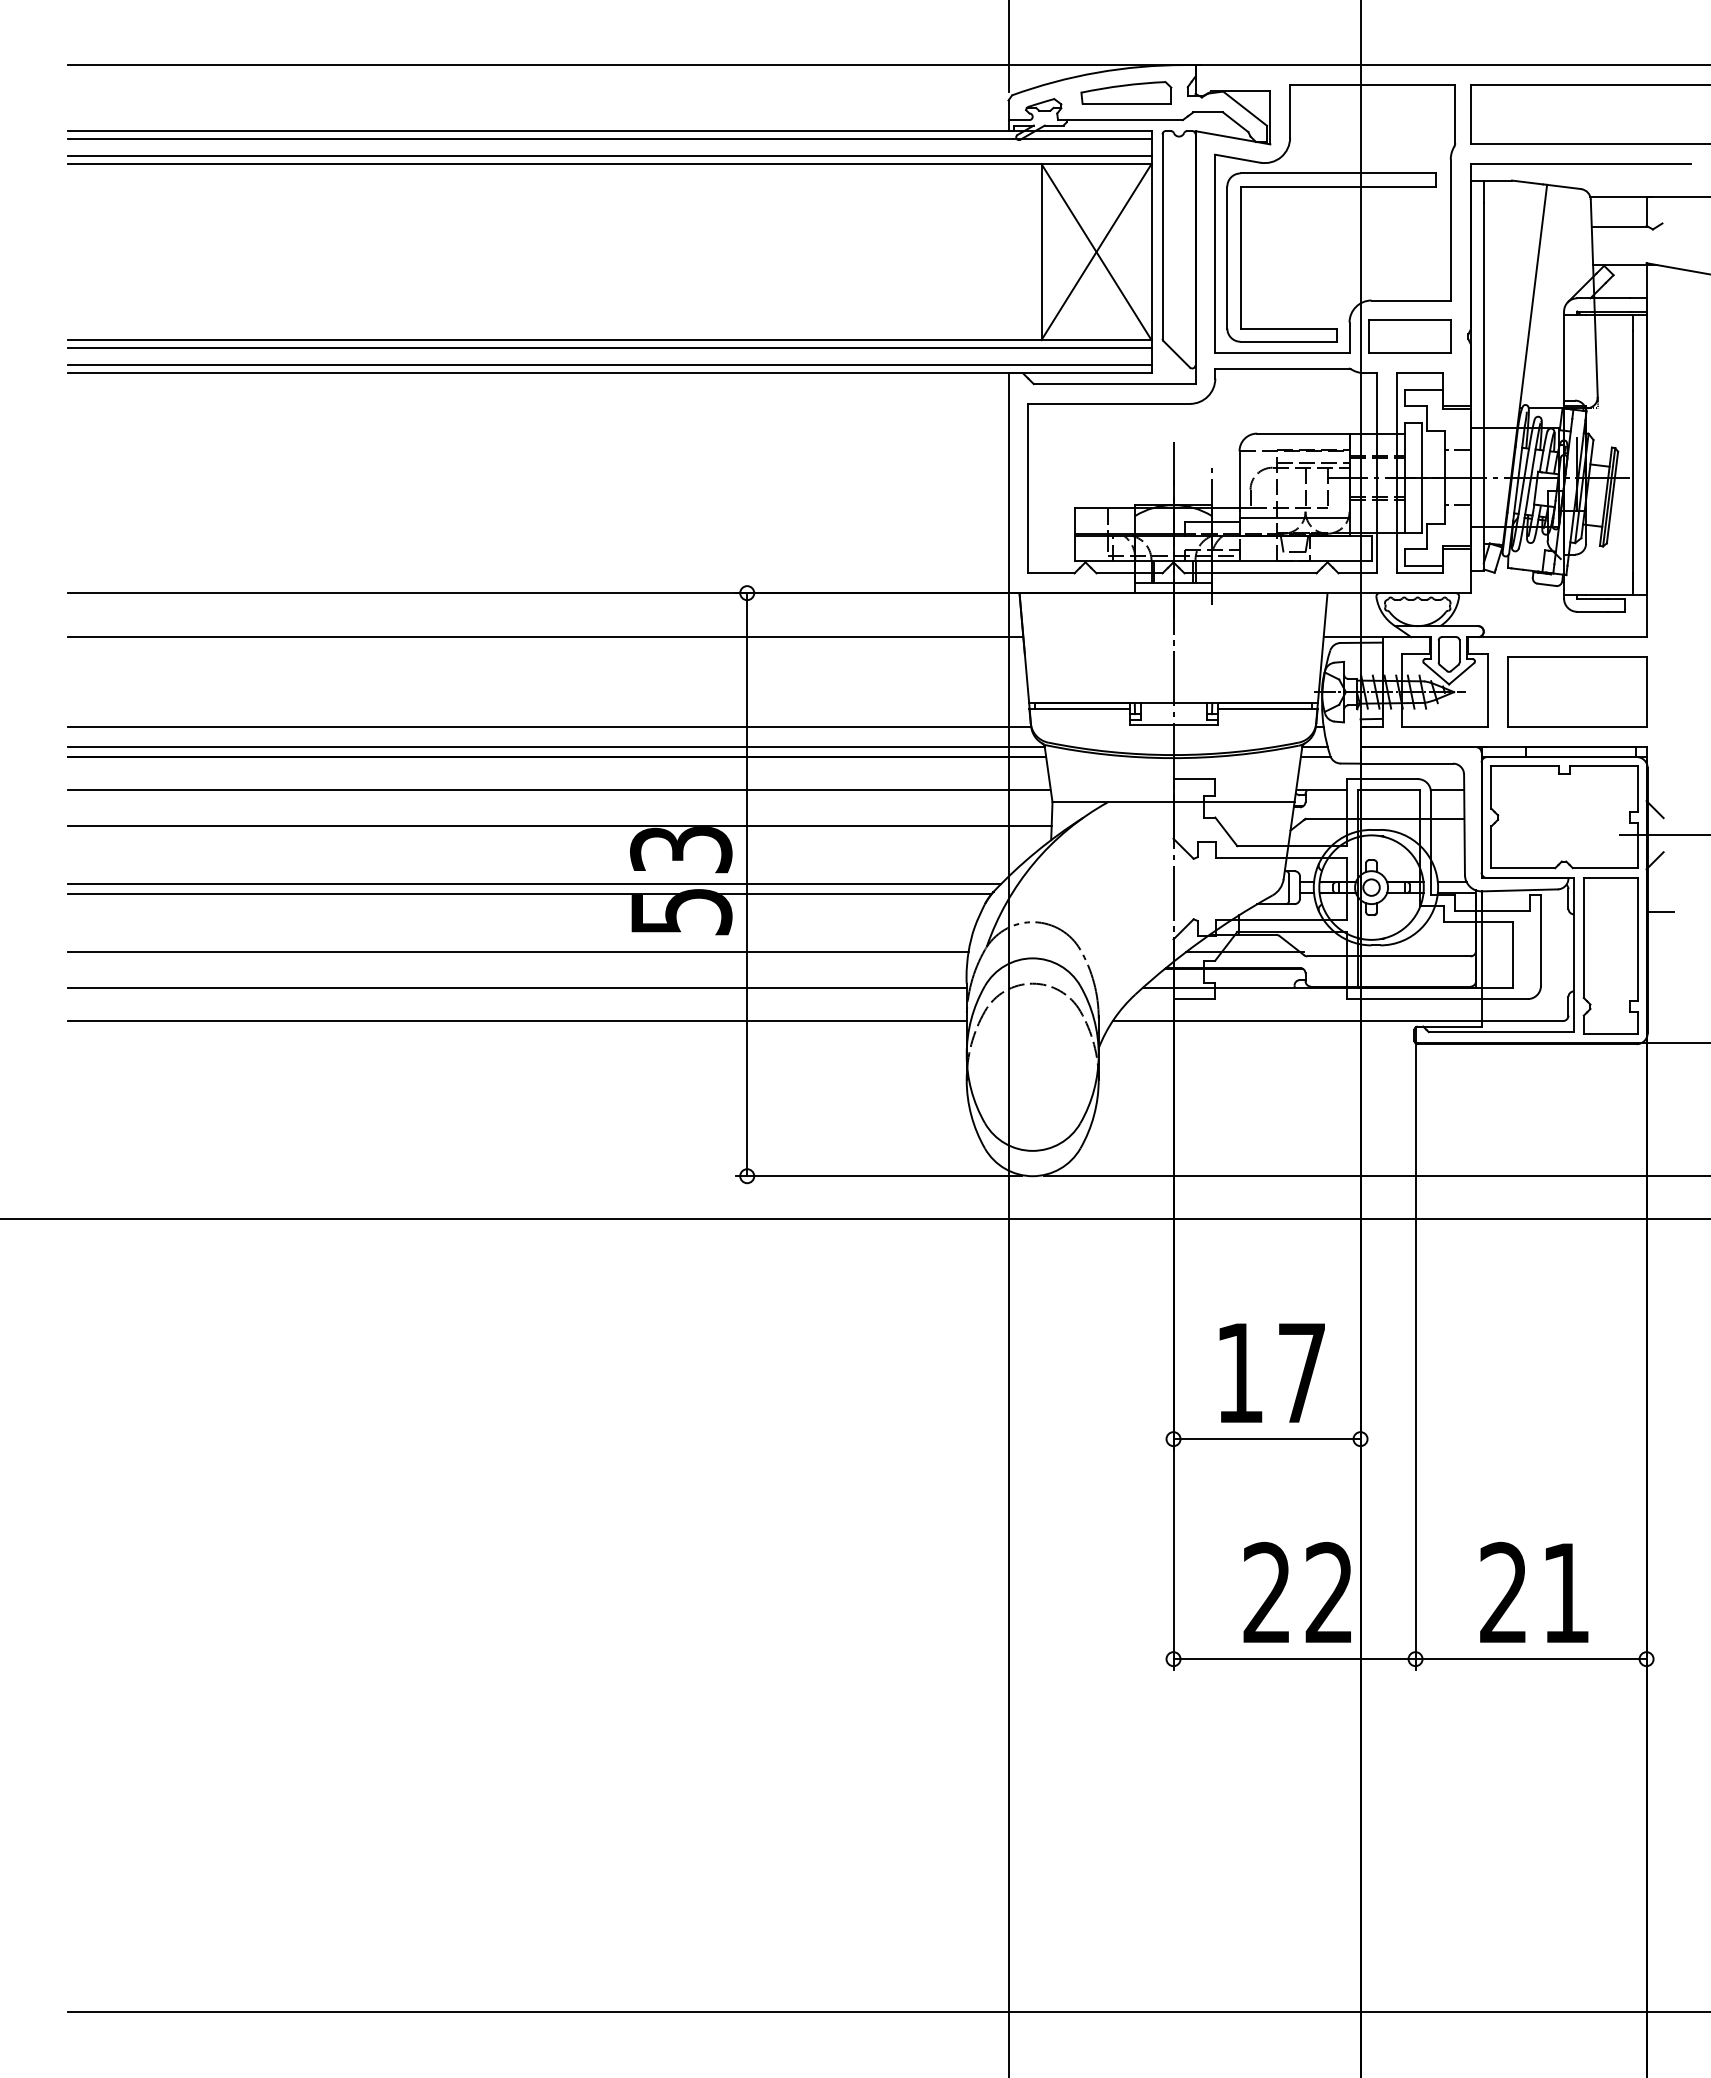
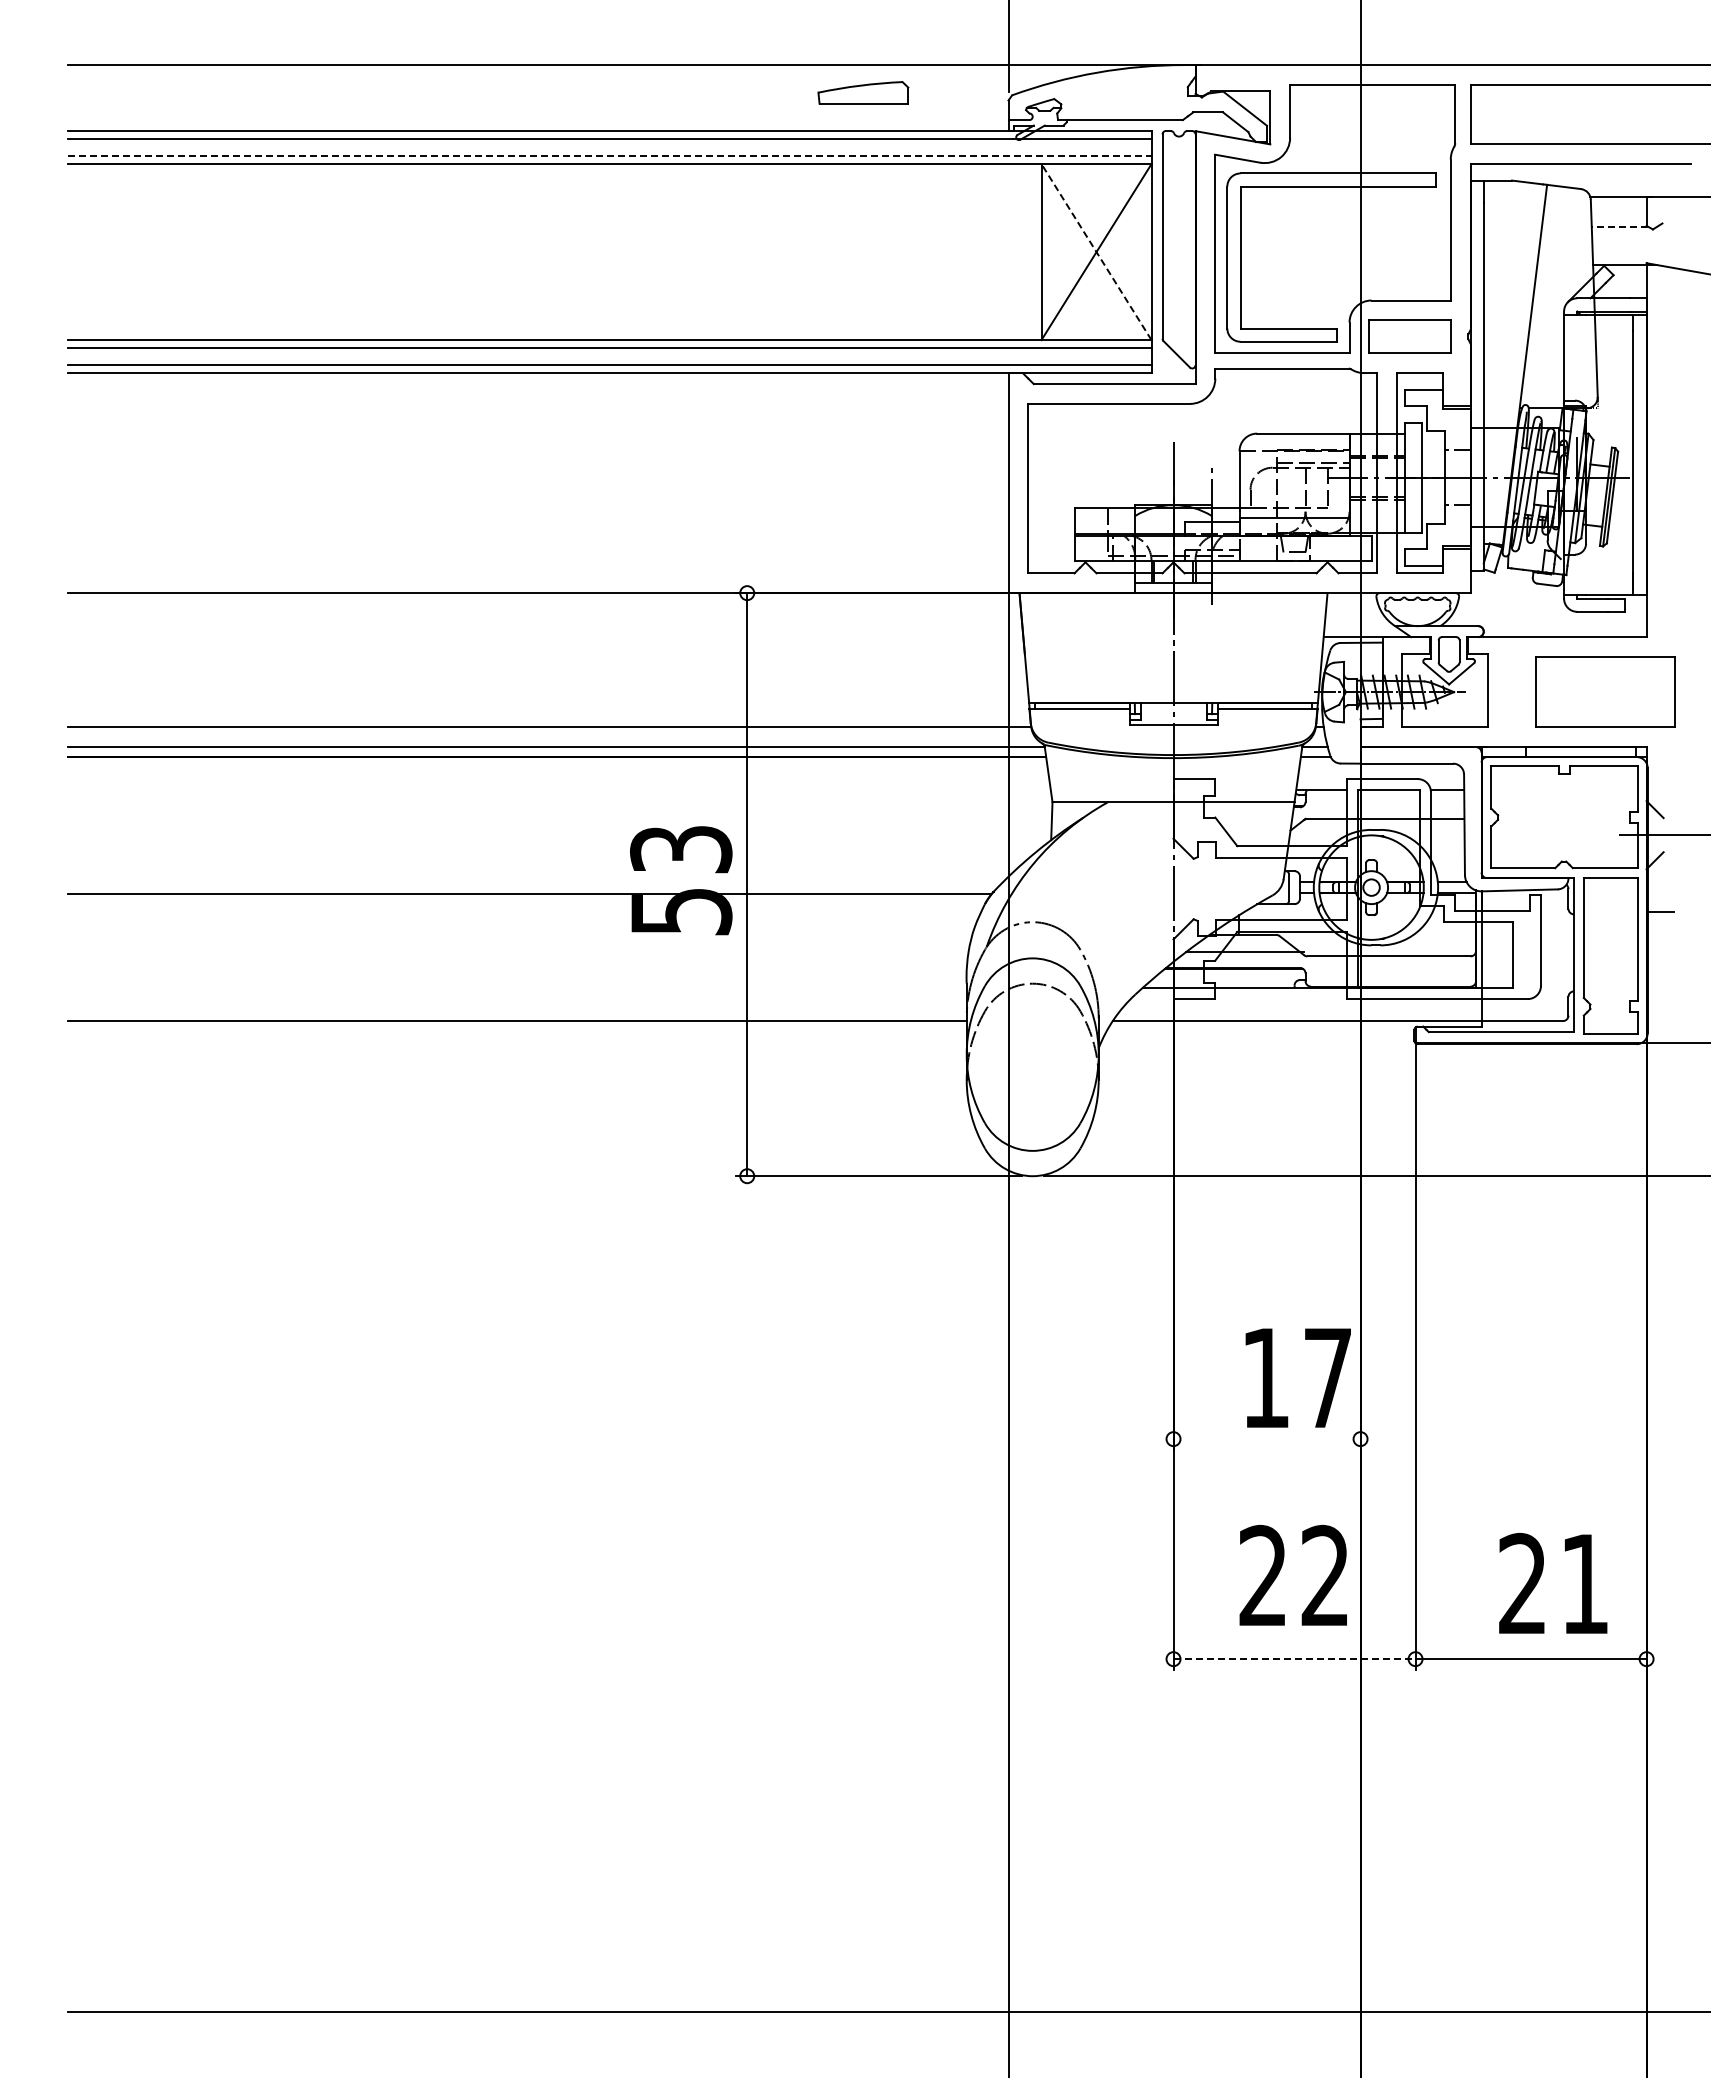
part position: (1126, 92) -> (863, 92) (863, 92)
line: solid -> dashed (609, 156)
line: solid -> dashed (1619, 226)
line: solid -> dashed (1096, 252)
line: present -> none (545, 637)
part position: (1577, 691) -> (1605, 691) (1605, 691)
line: present -> none (558, 790)
line: present -> none (559, 825)
line: present -> none (534, 884)
line: present -> none (517, 952)
line: present -> none (516, 988)
line: present -> none (854, 1219)
text position: (1271, 1372) -> (1297, 1377) (1297, 1377)
line: present -> none (1266, 1439)
text position: (1296, 1591) -> (1292, 1574) (1292, 1574)
text position: (1534, 1591) -> (1553, 1582) (1553, 1582)
line: solid -> dashed (1295, 1659)
